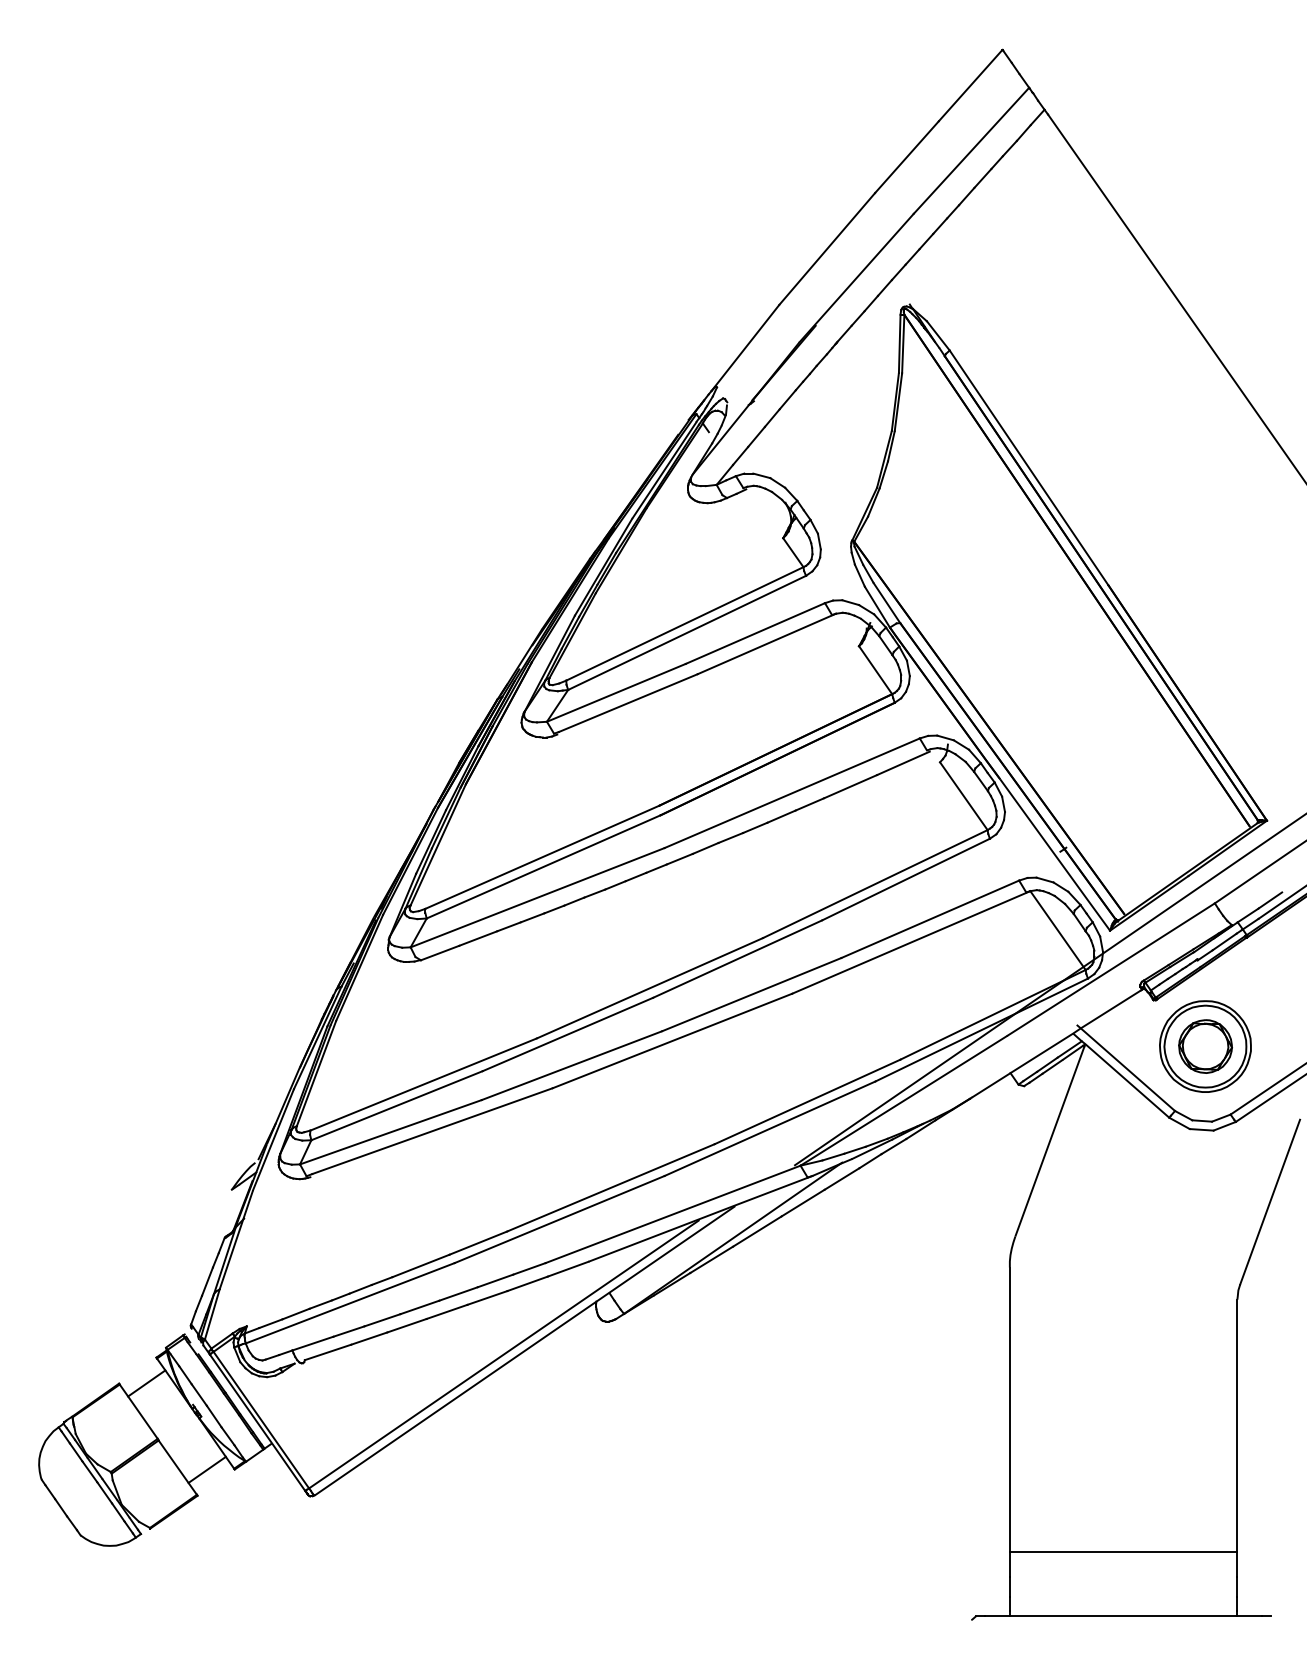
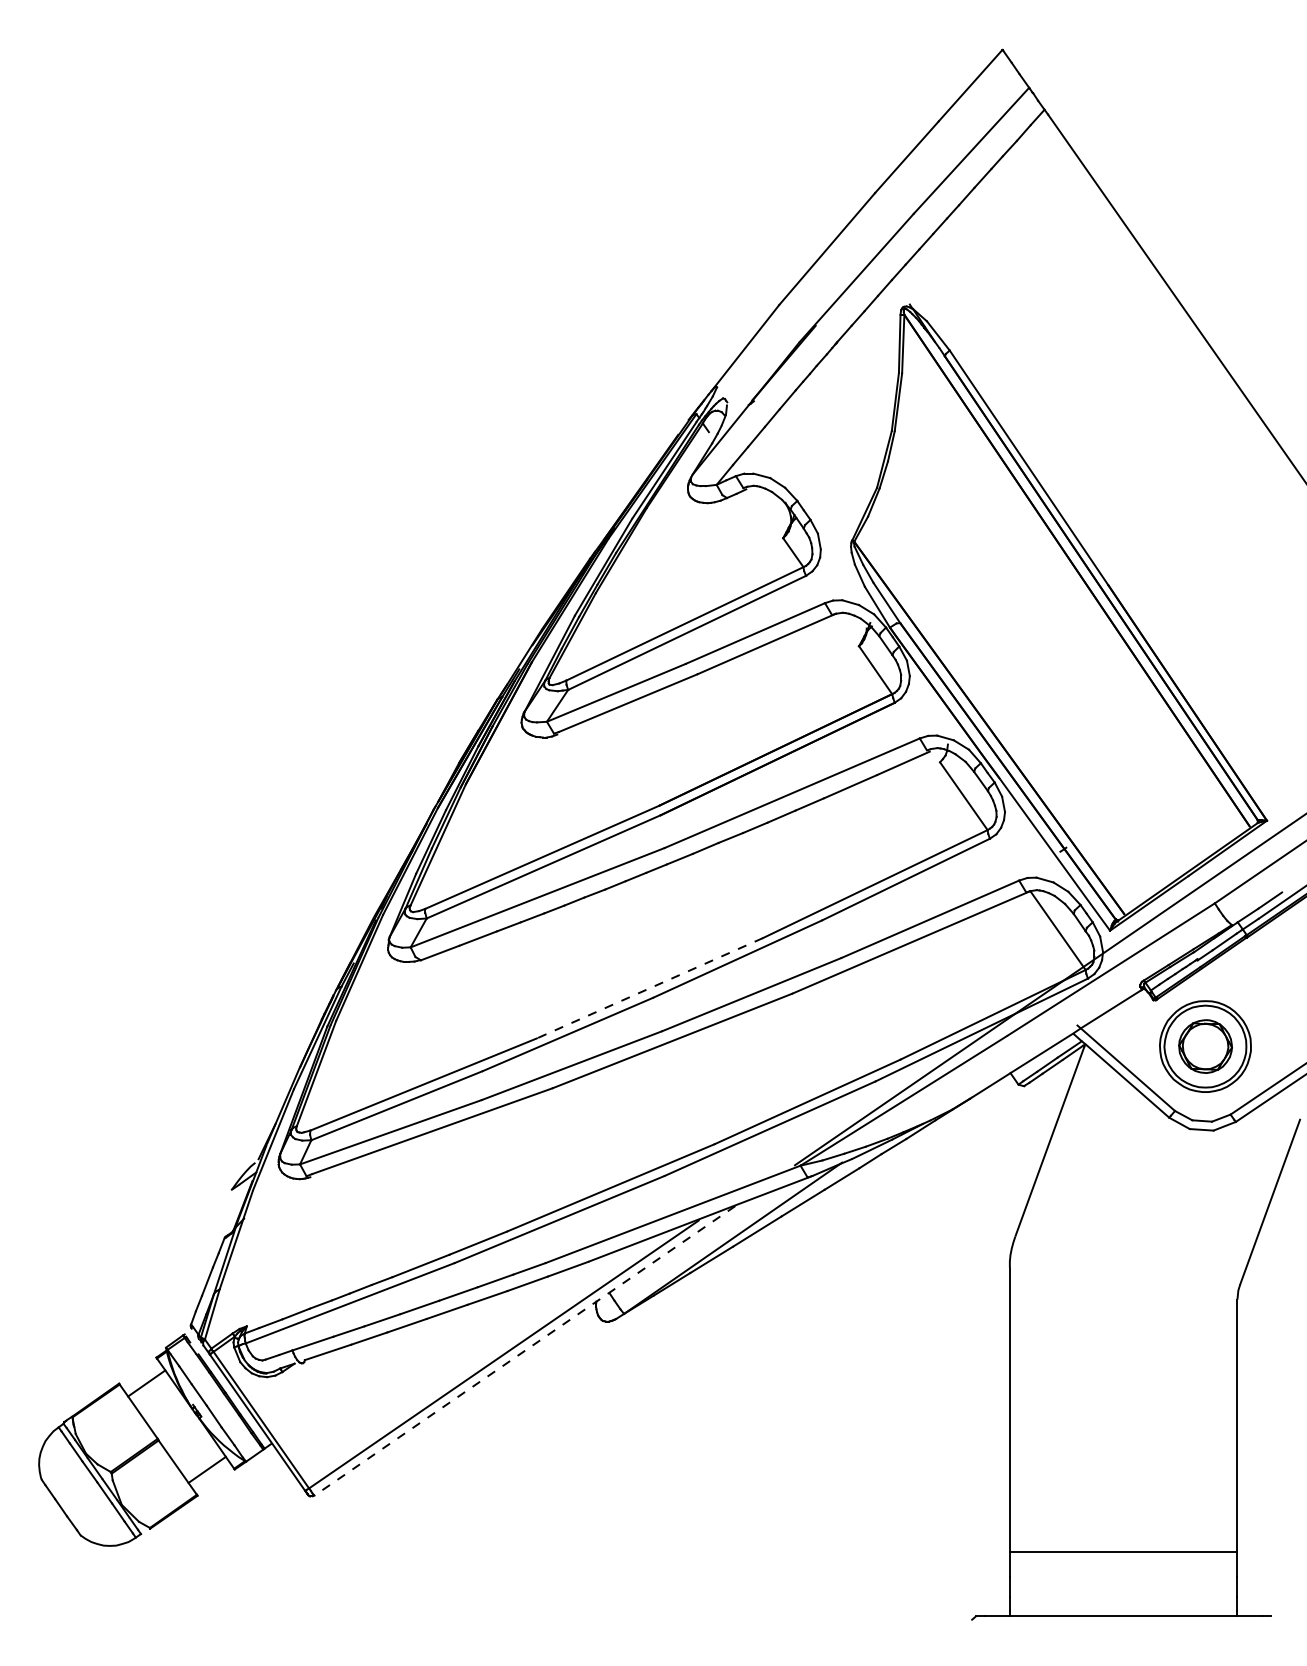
line: solid -> dashed (649, 988)
line: solid -> dashed (524, 1350)
